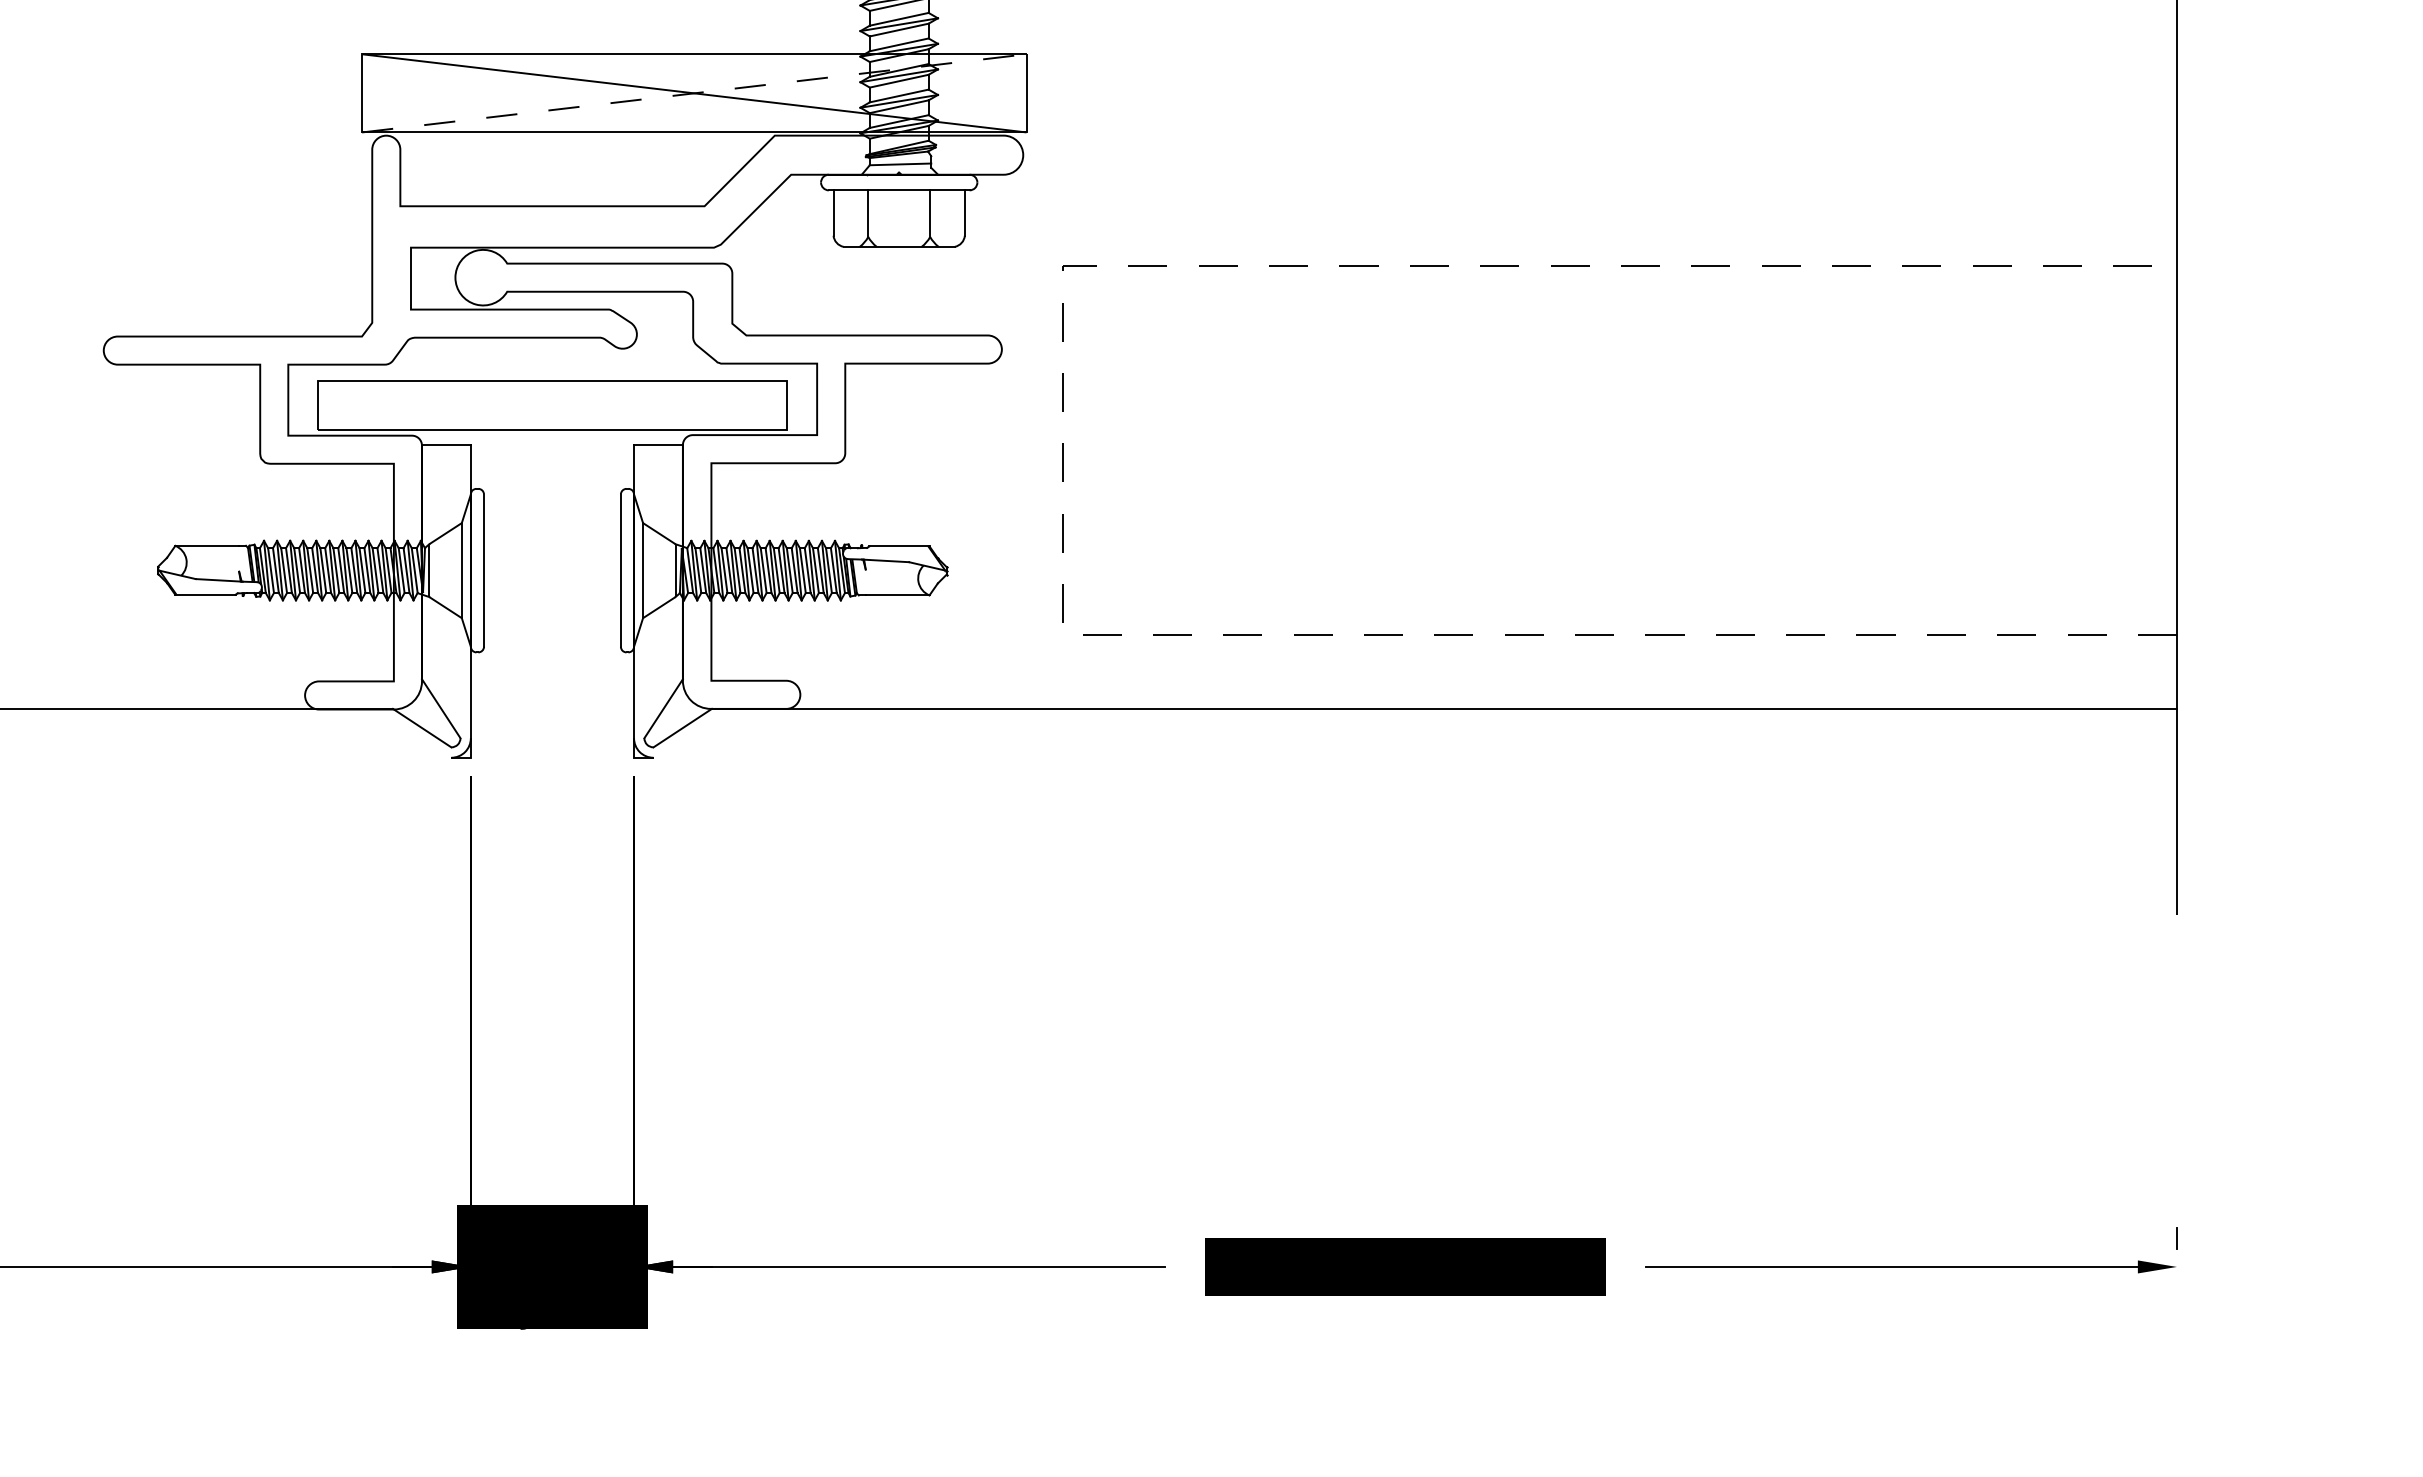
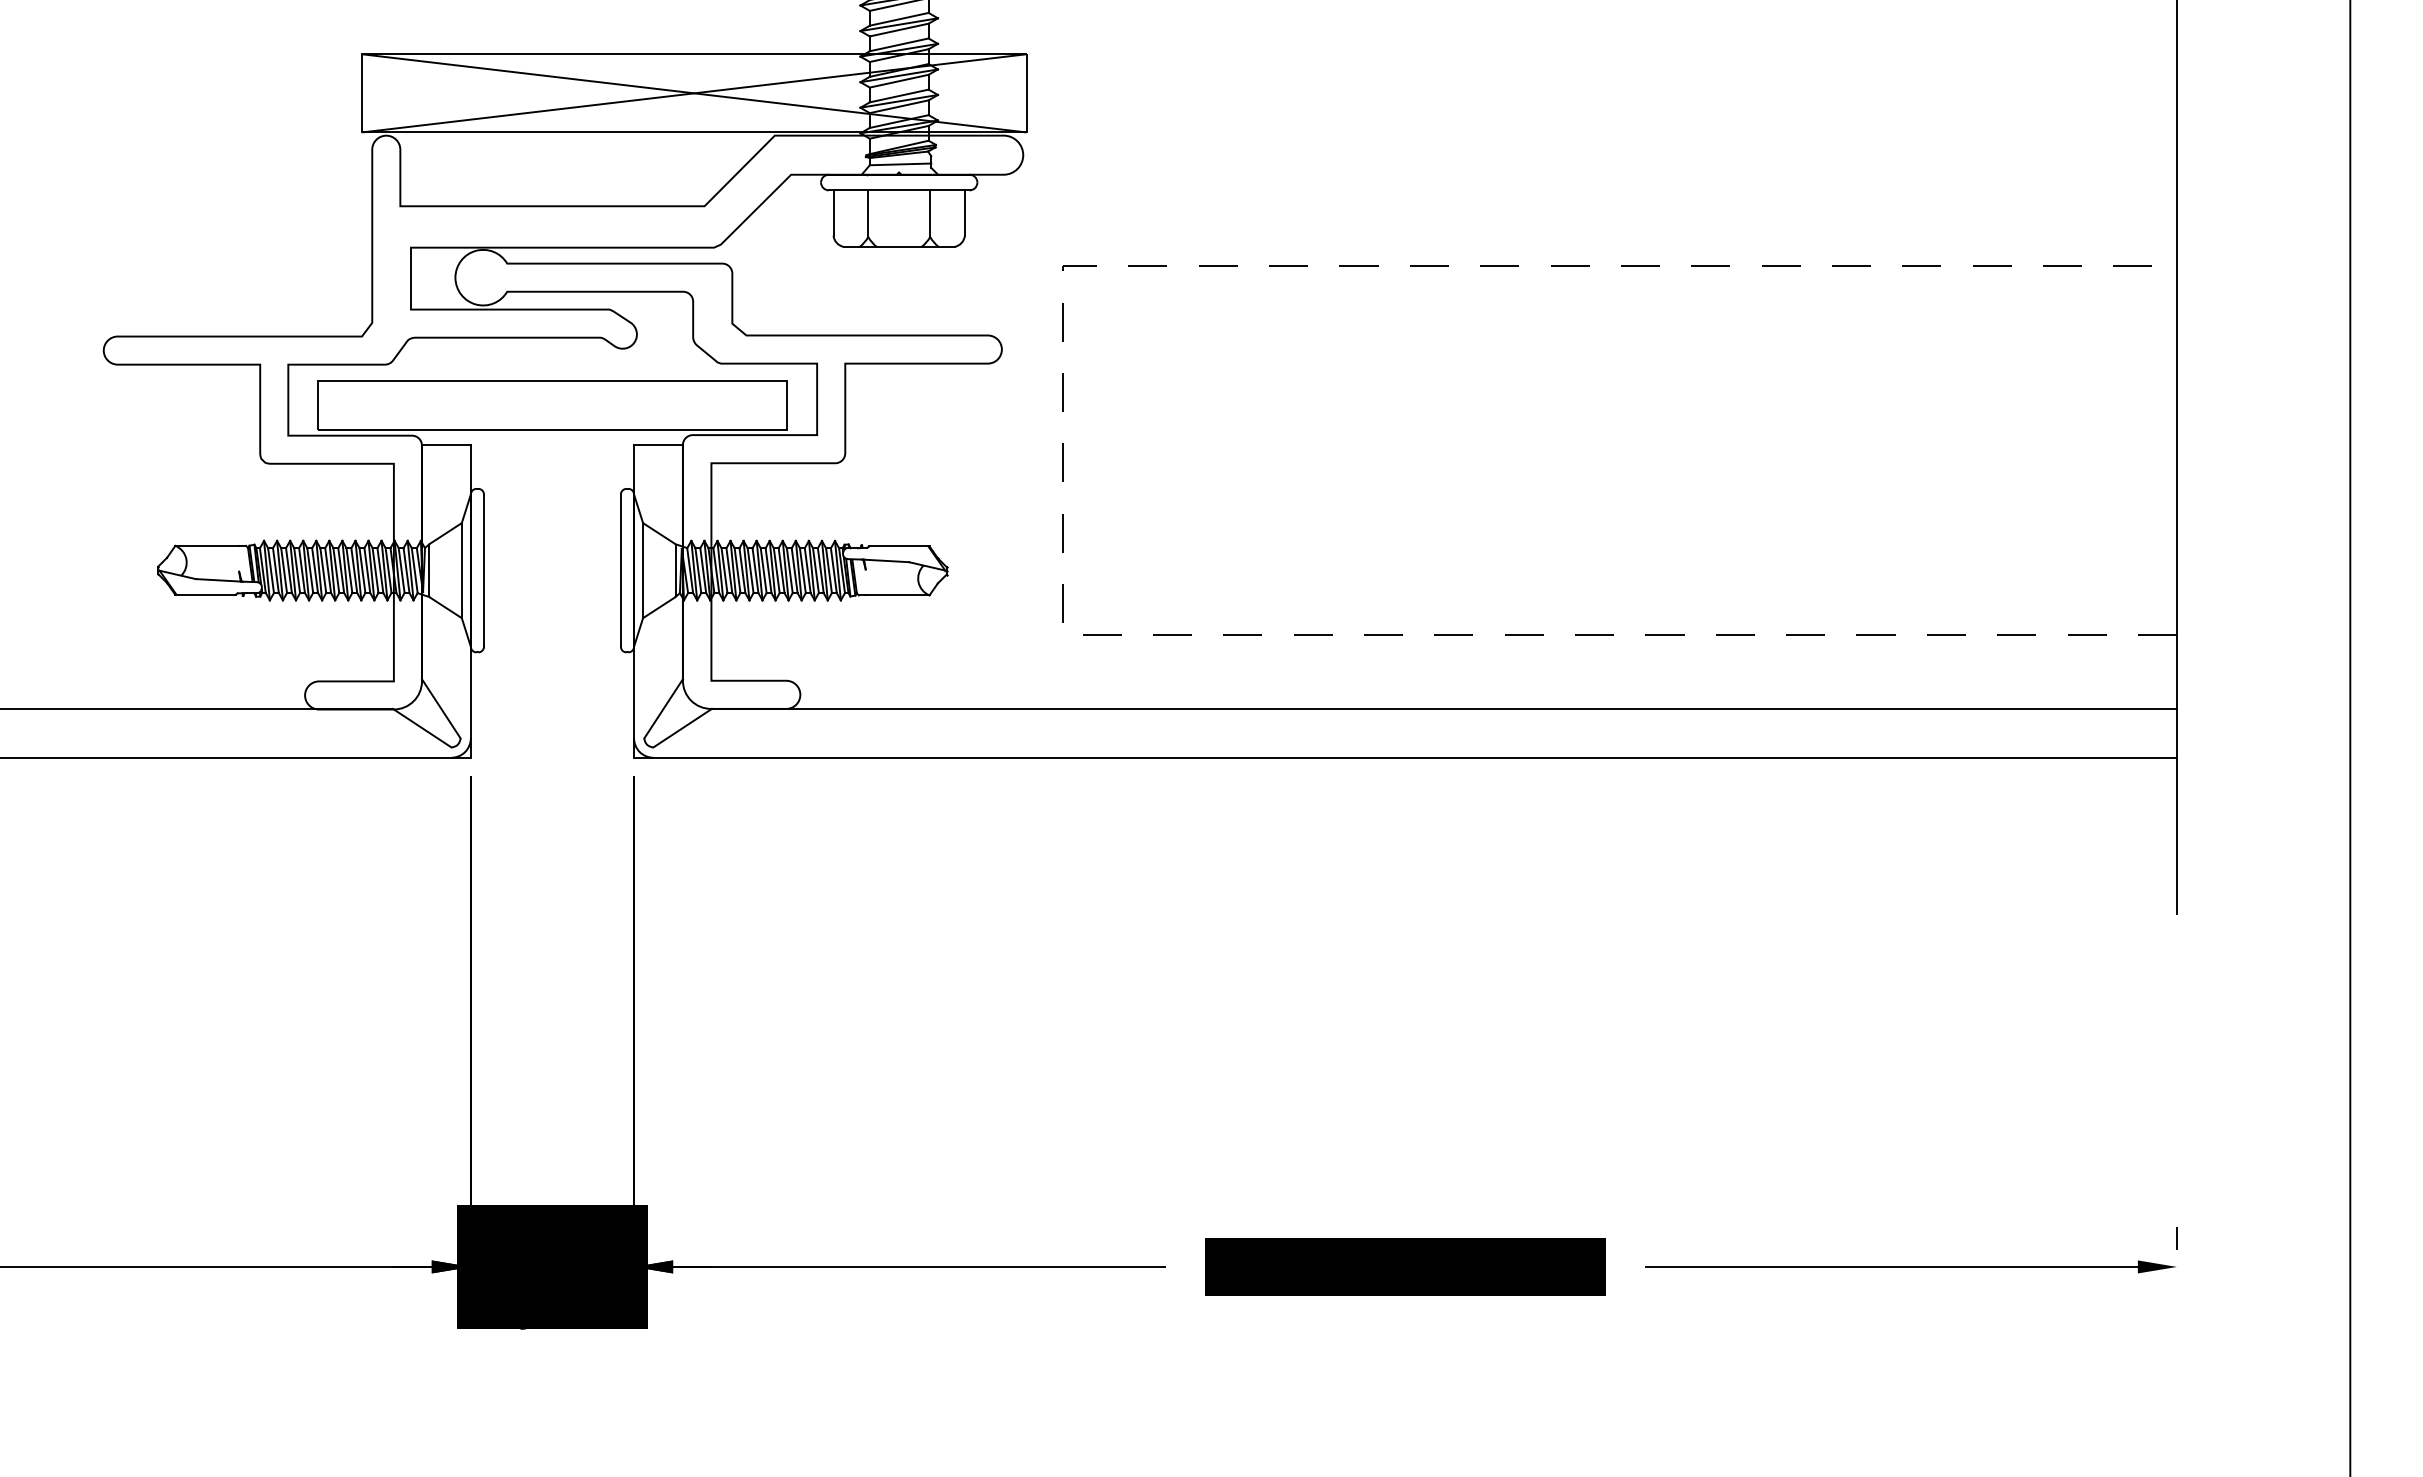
line: dashed -> solid (694, 93)
line: none -> present (2350, 737)
line: none -> present (226, 757)
line: none -> present (1414, 757)
